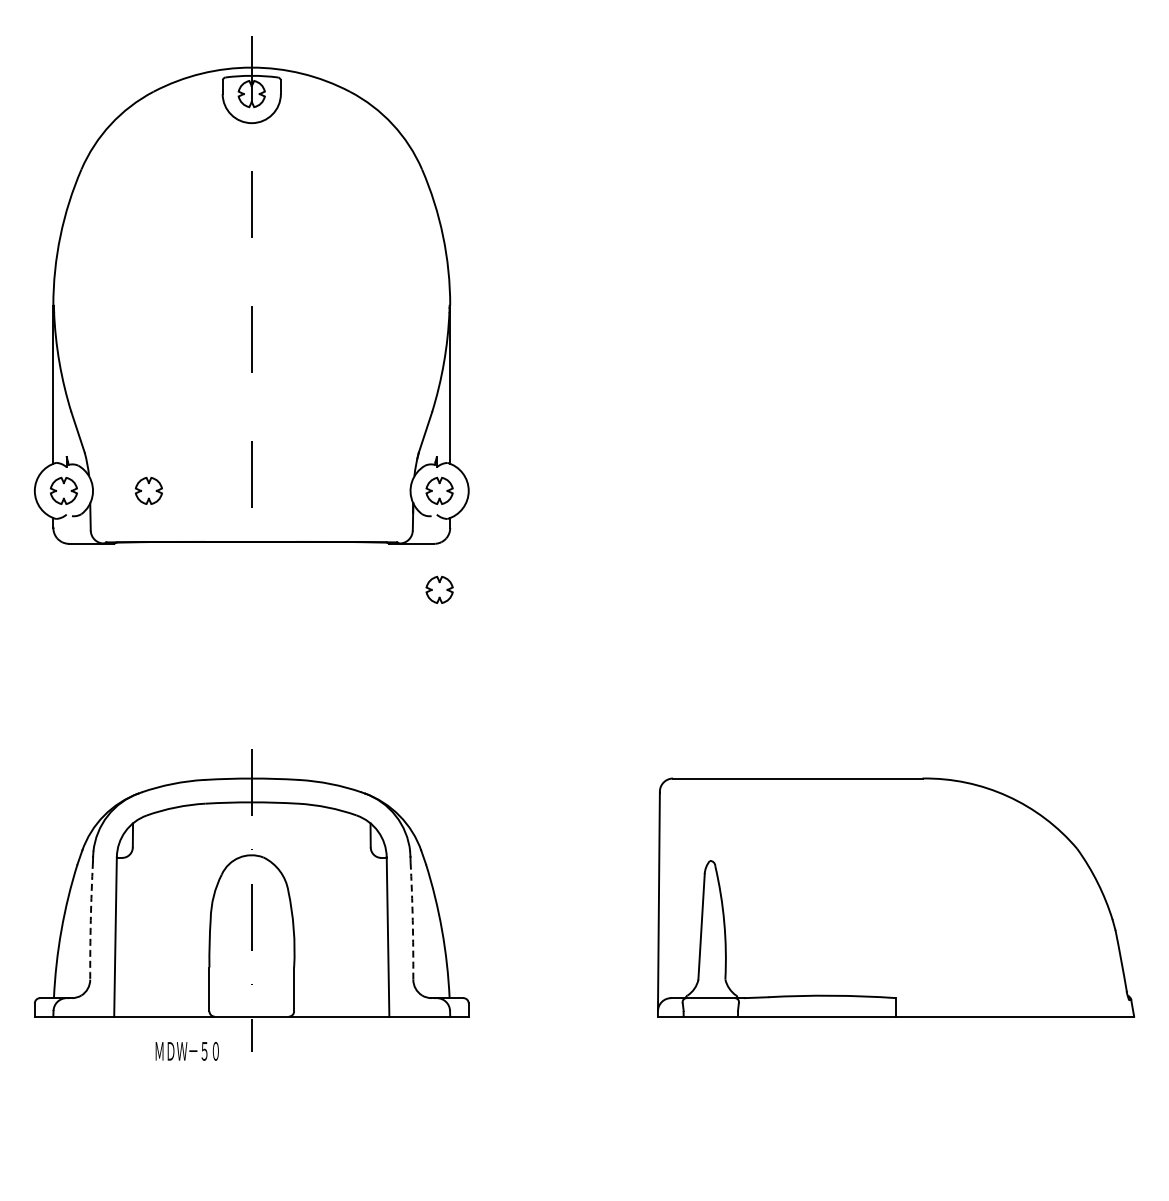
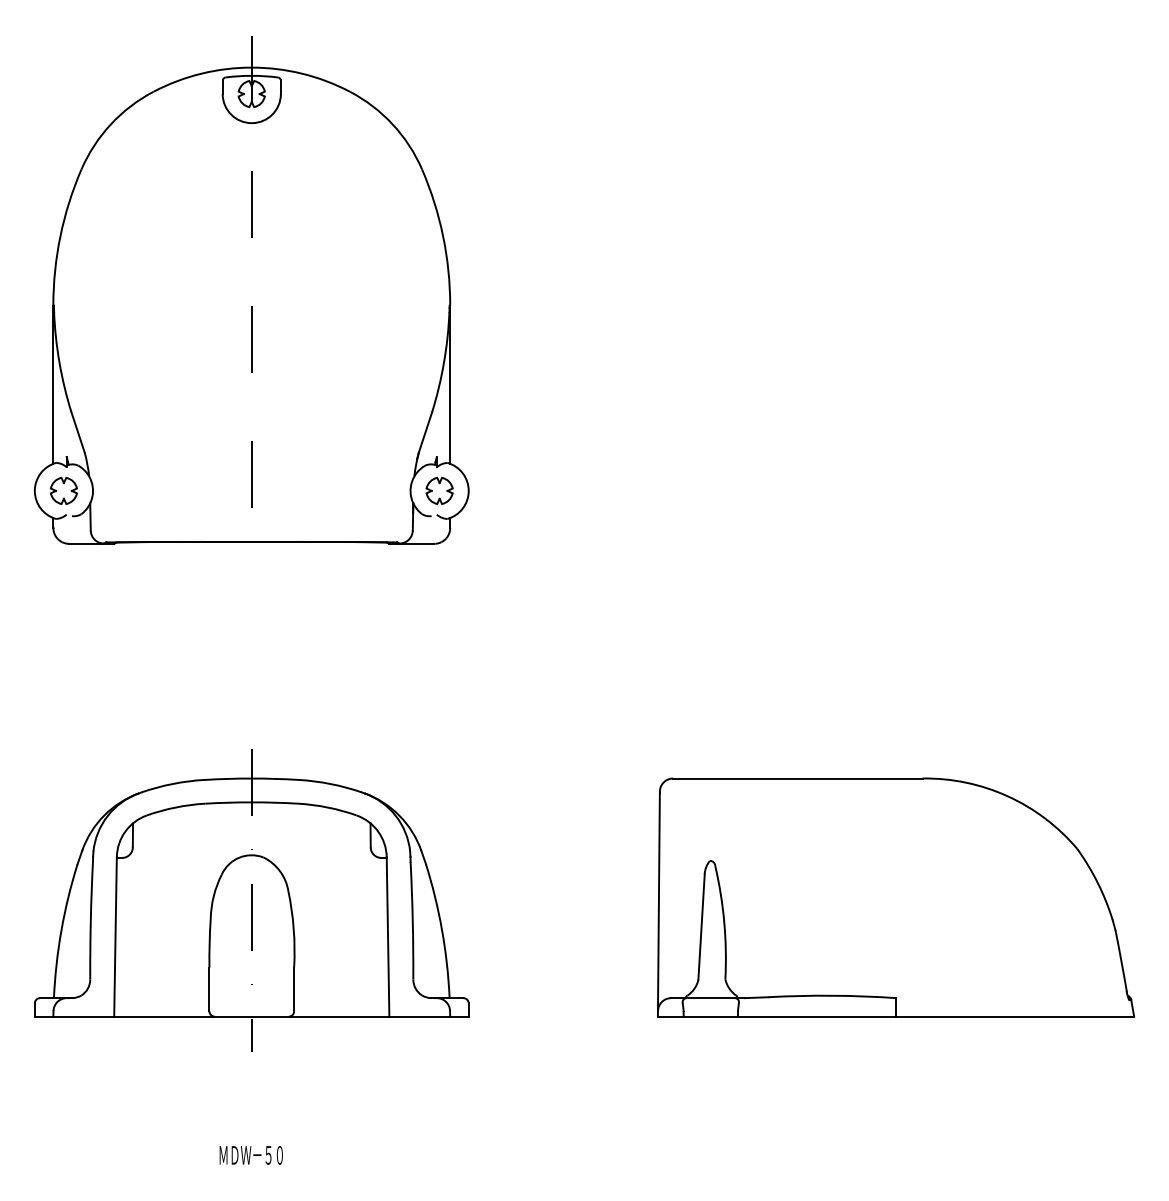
part: present -> none (148, 490)
part: present -> none (439, 589)
arc: dashed -> solid (90, 920)
arc: dashed -> solid (412, 920)
text position: (186, 1051) -> (250, 1155) (250, 1155)
